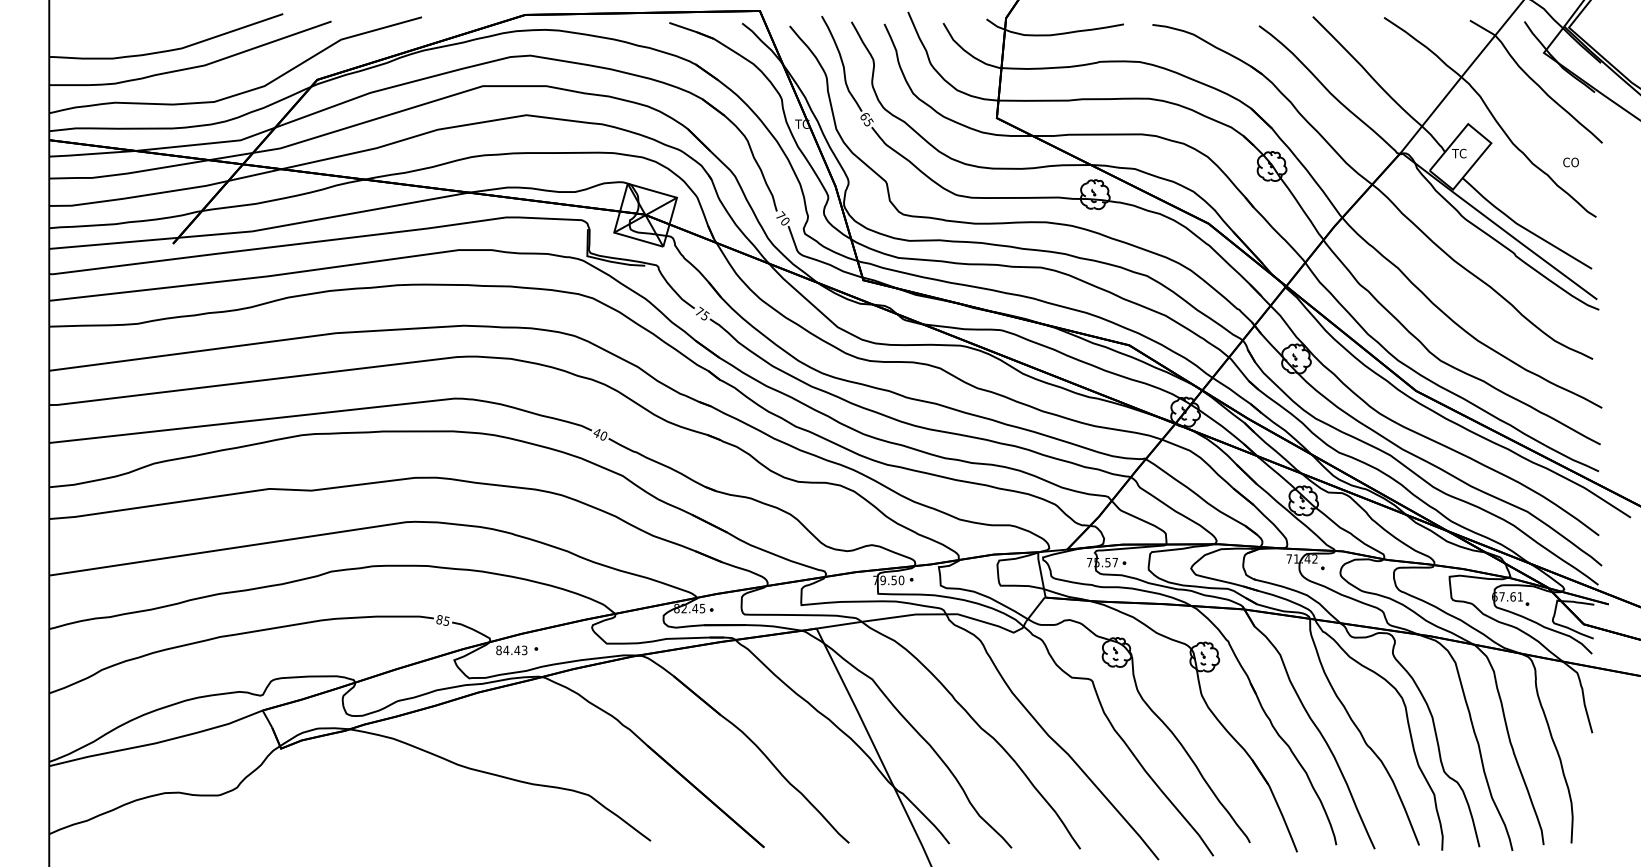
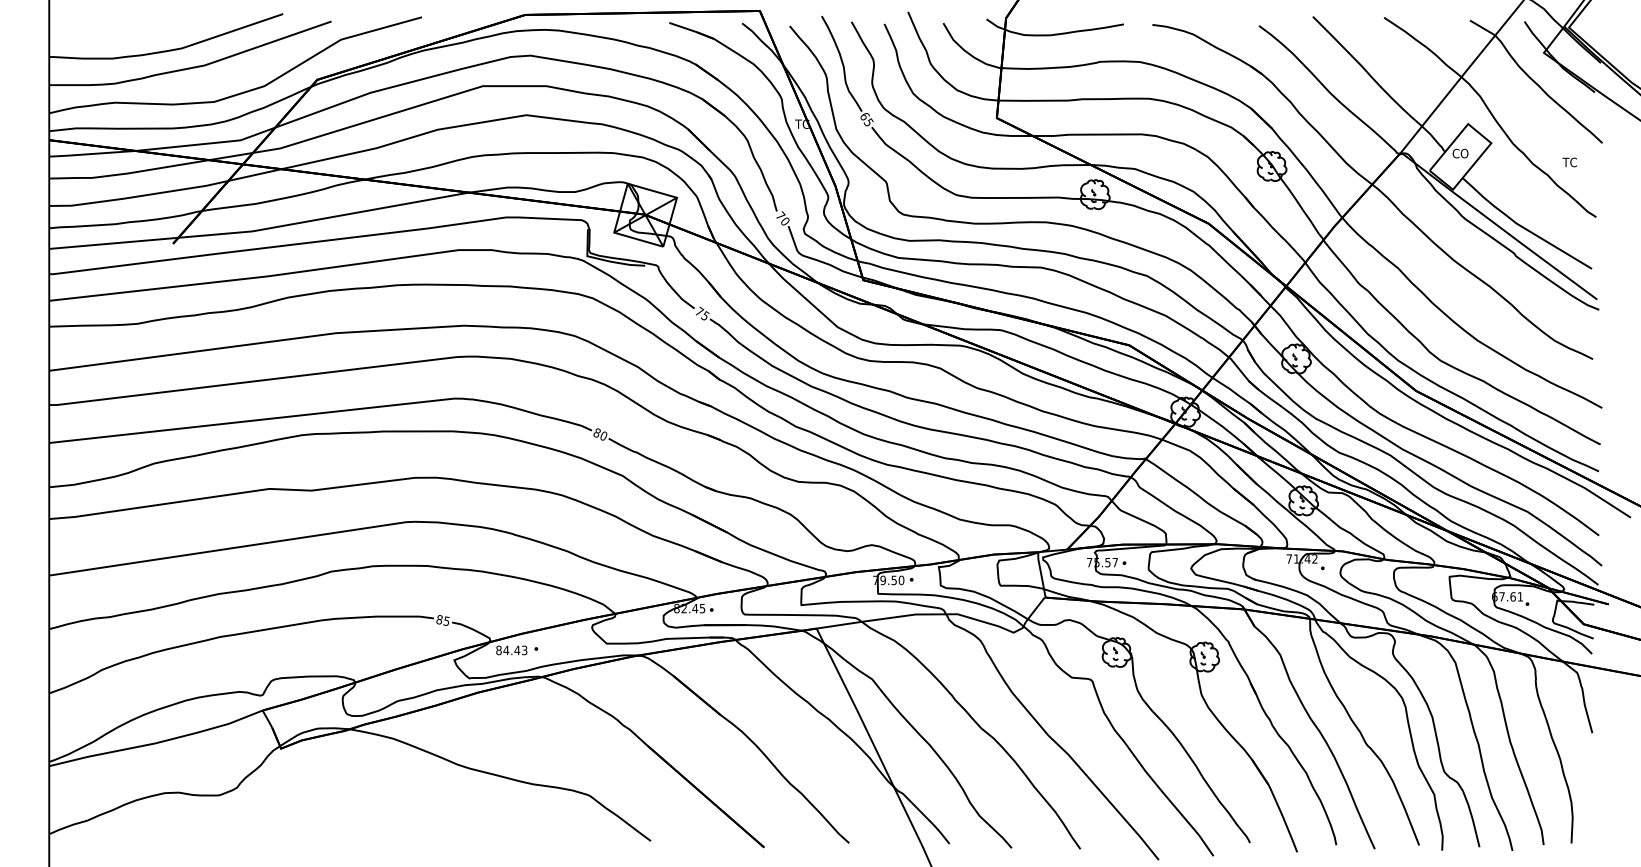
text: TC -> CO (1460, 153)
text: CO -> TC (1570, 162)
text: 40 -> 80 (596, 432)
